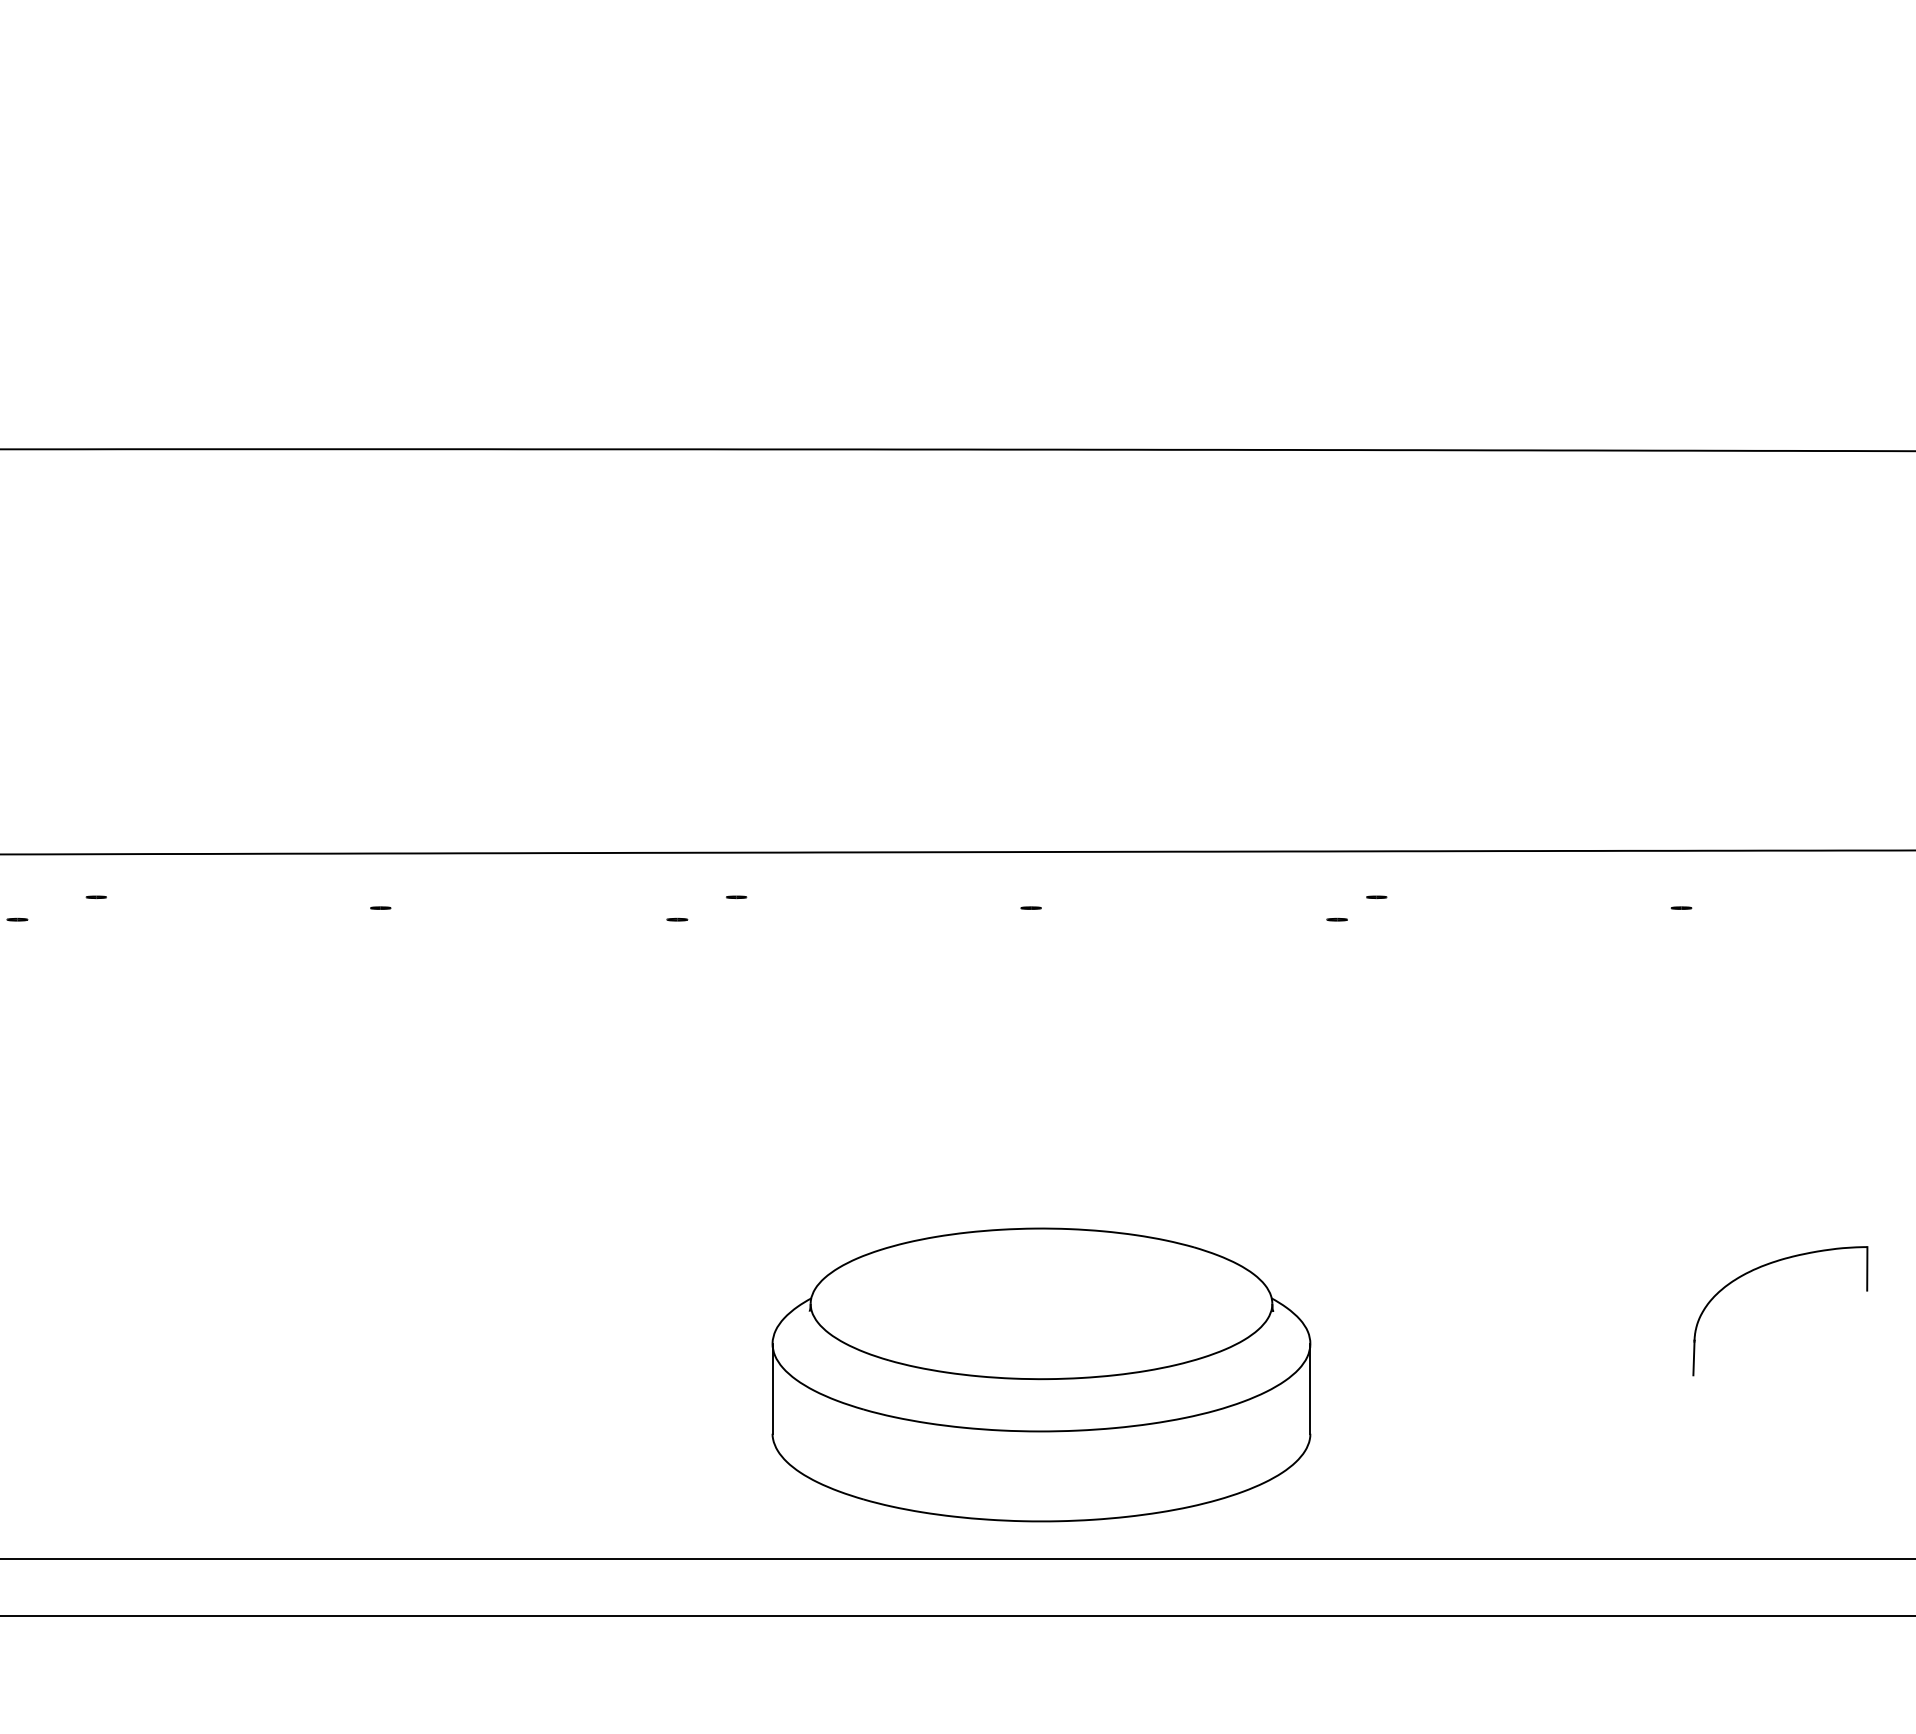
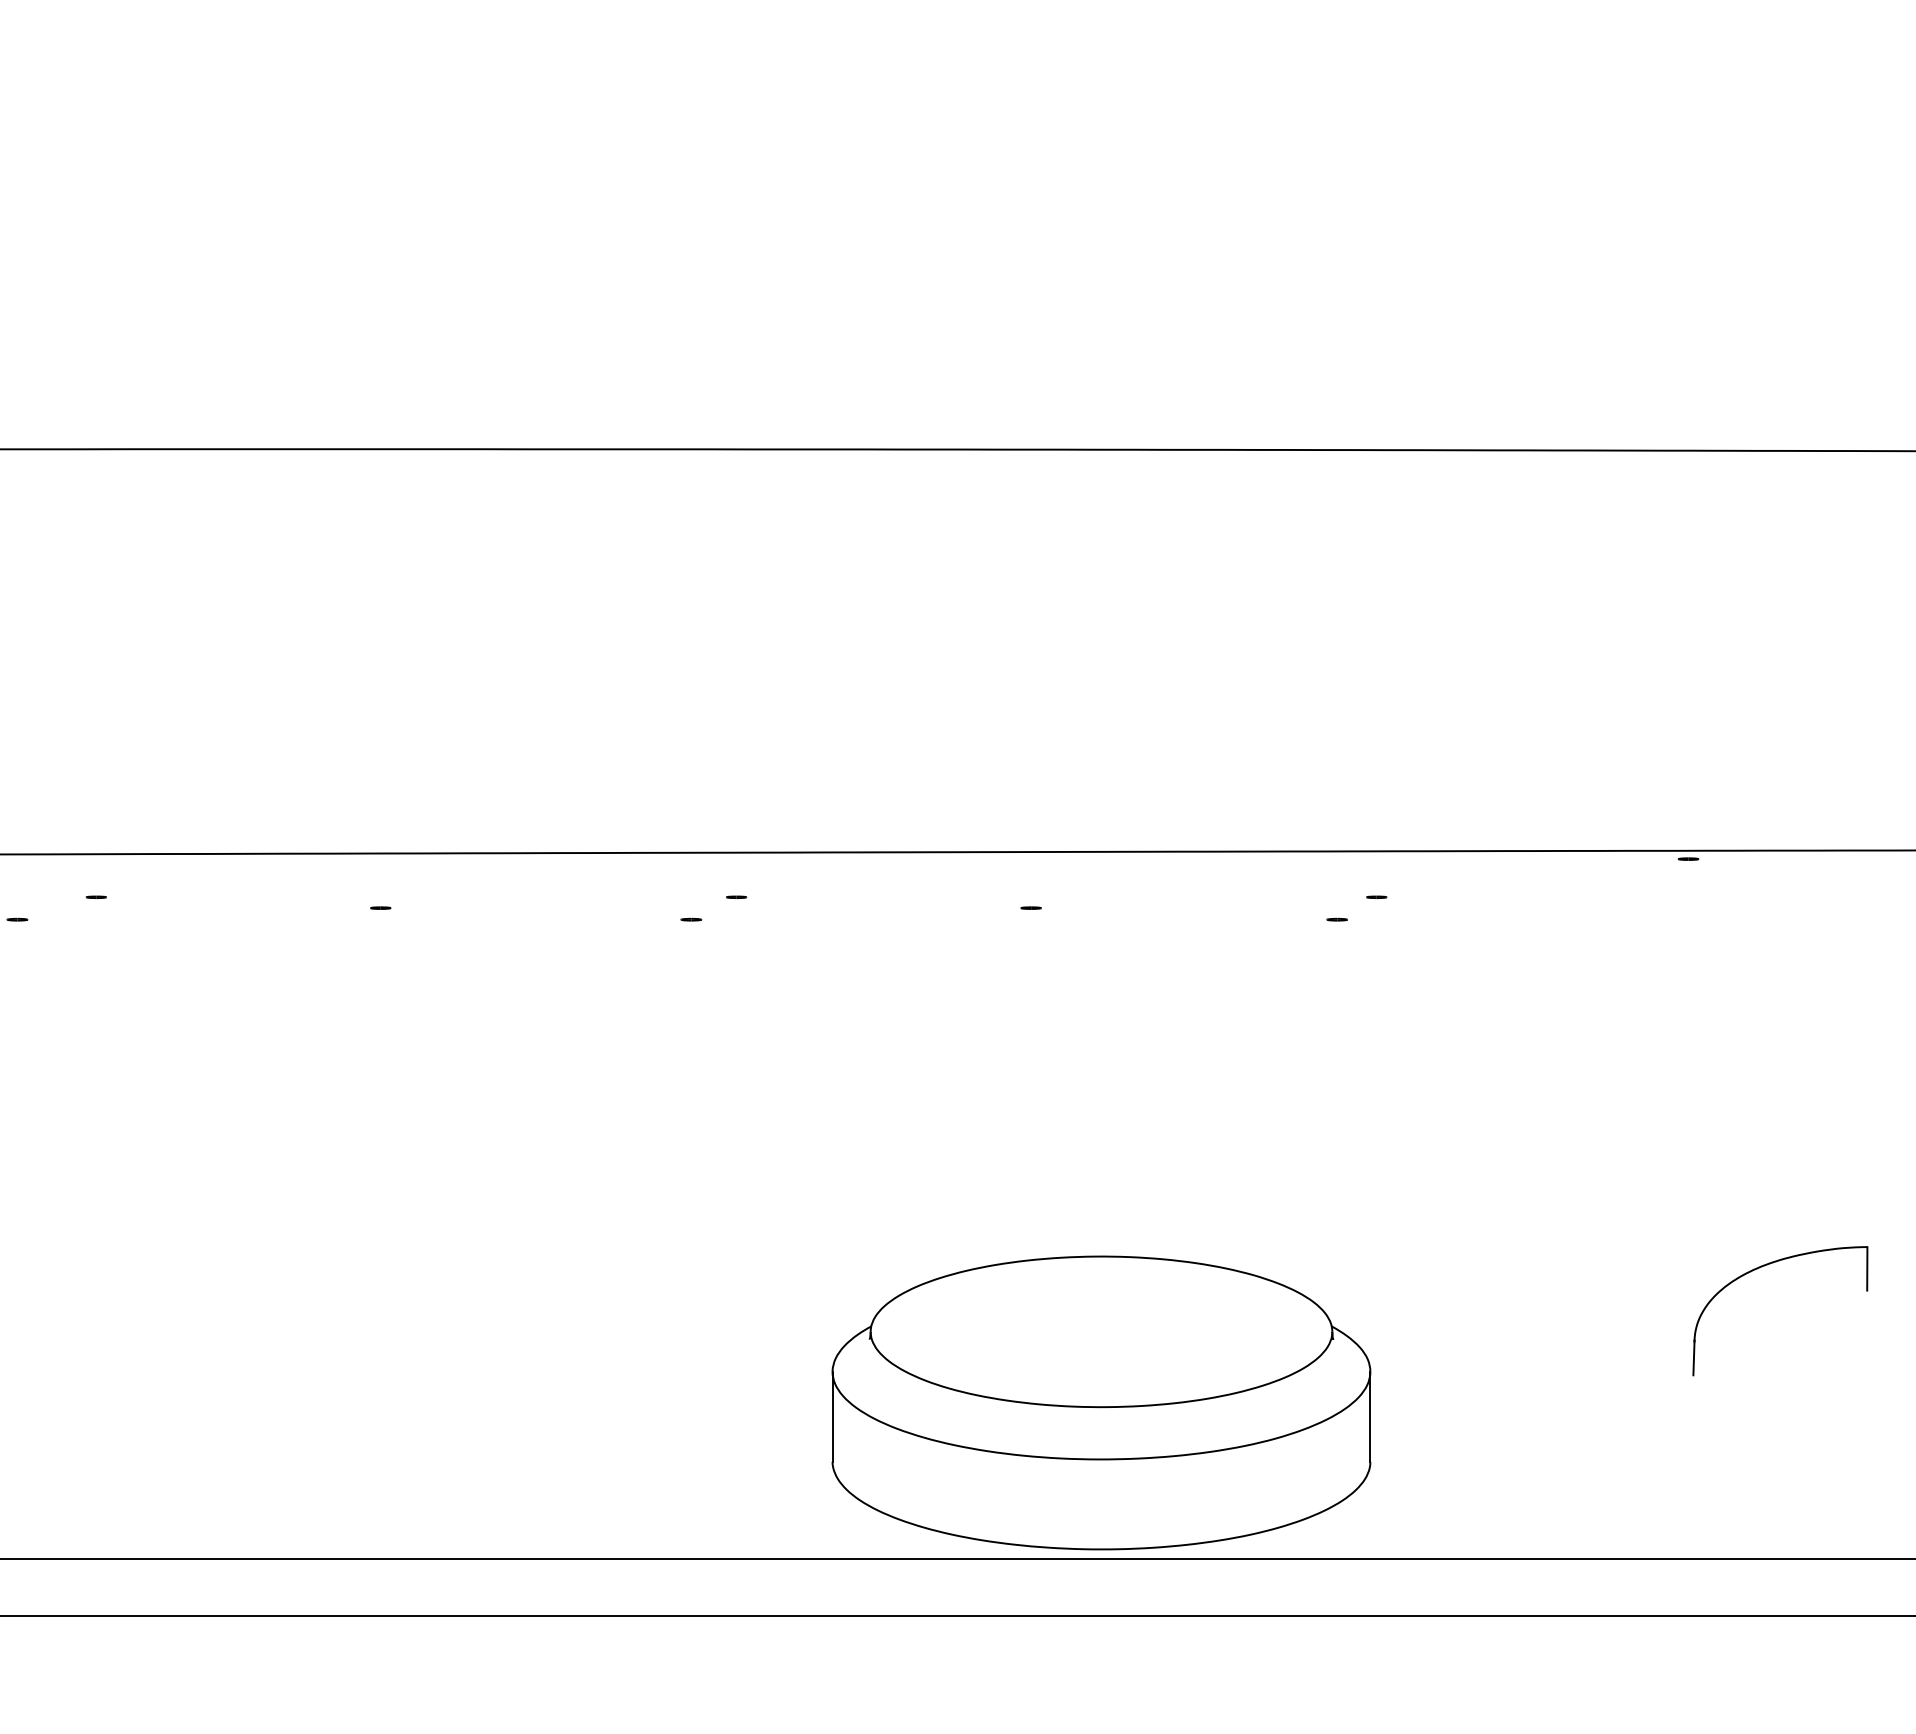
line position: (1681, 907) -> (1688, 858) (1688, 858)
line position: (677, 919) -> (691, 919) (691, 919)
part position: (1041, 1374) -> (1101, 1402) (1101, 1402)
